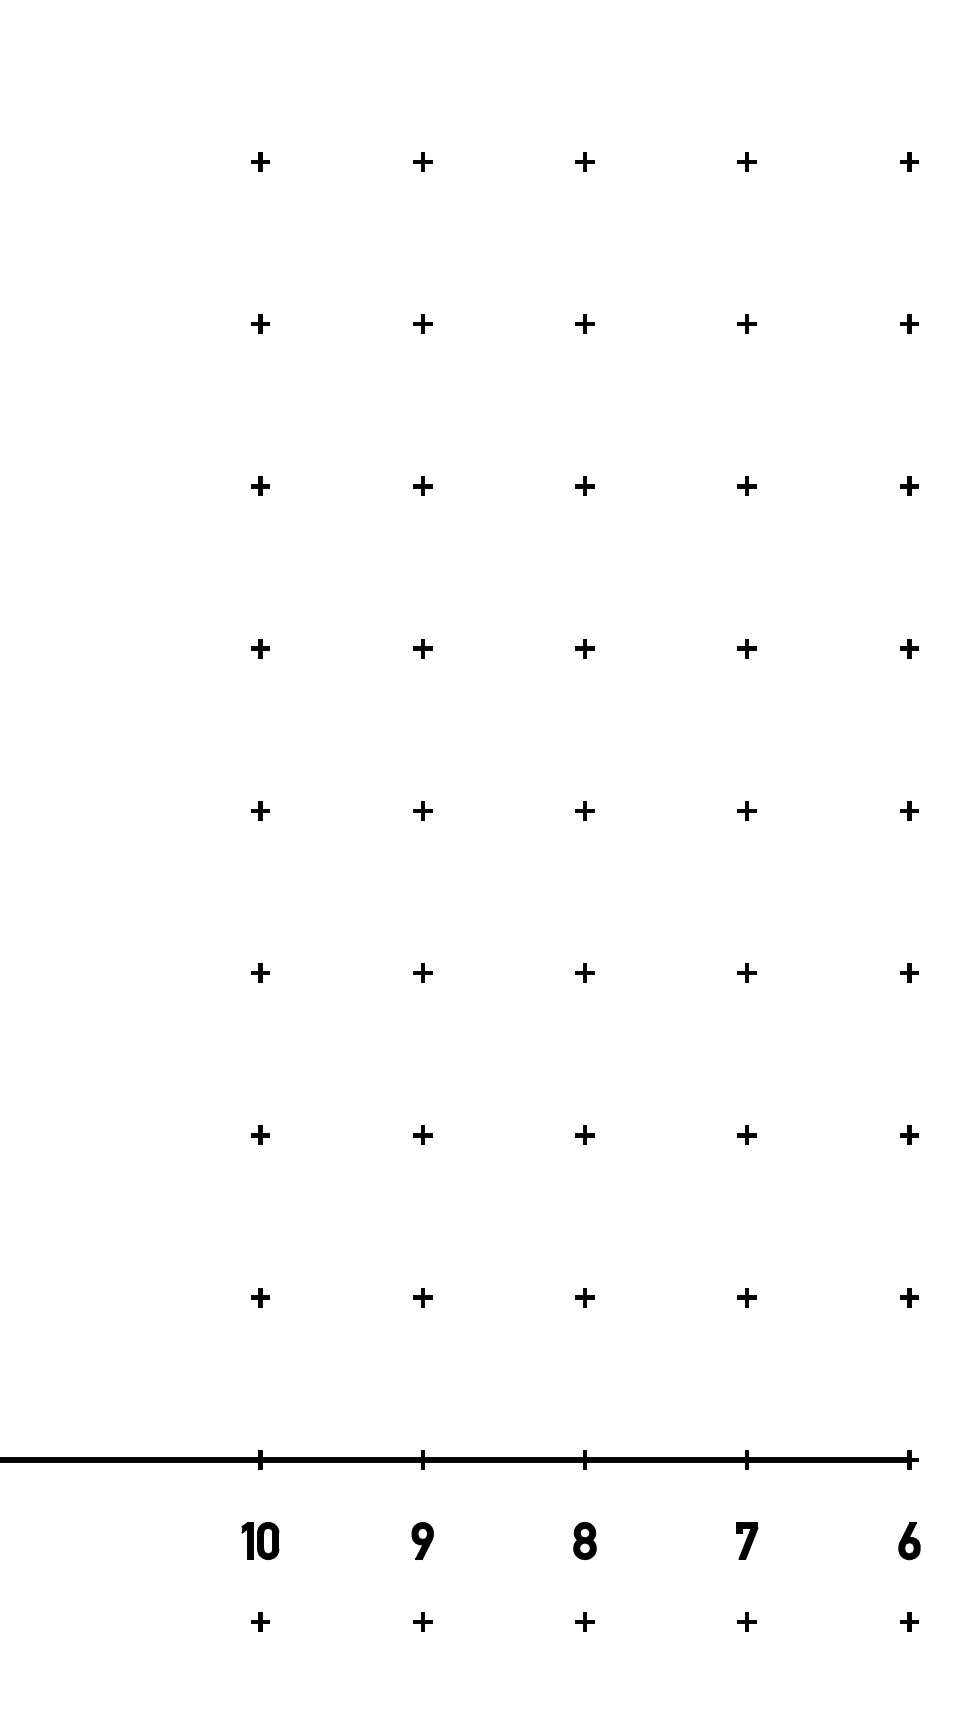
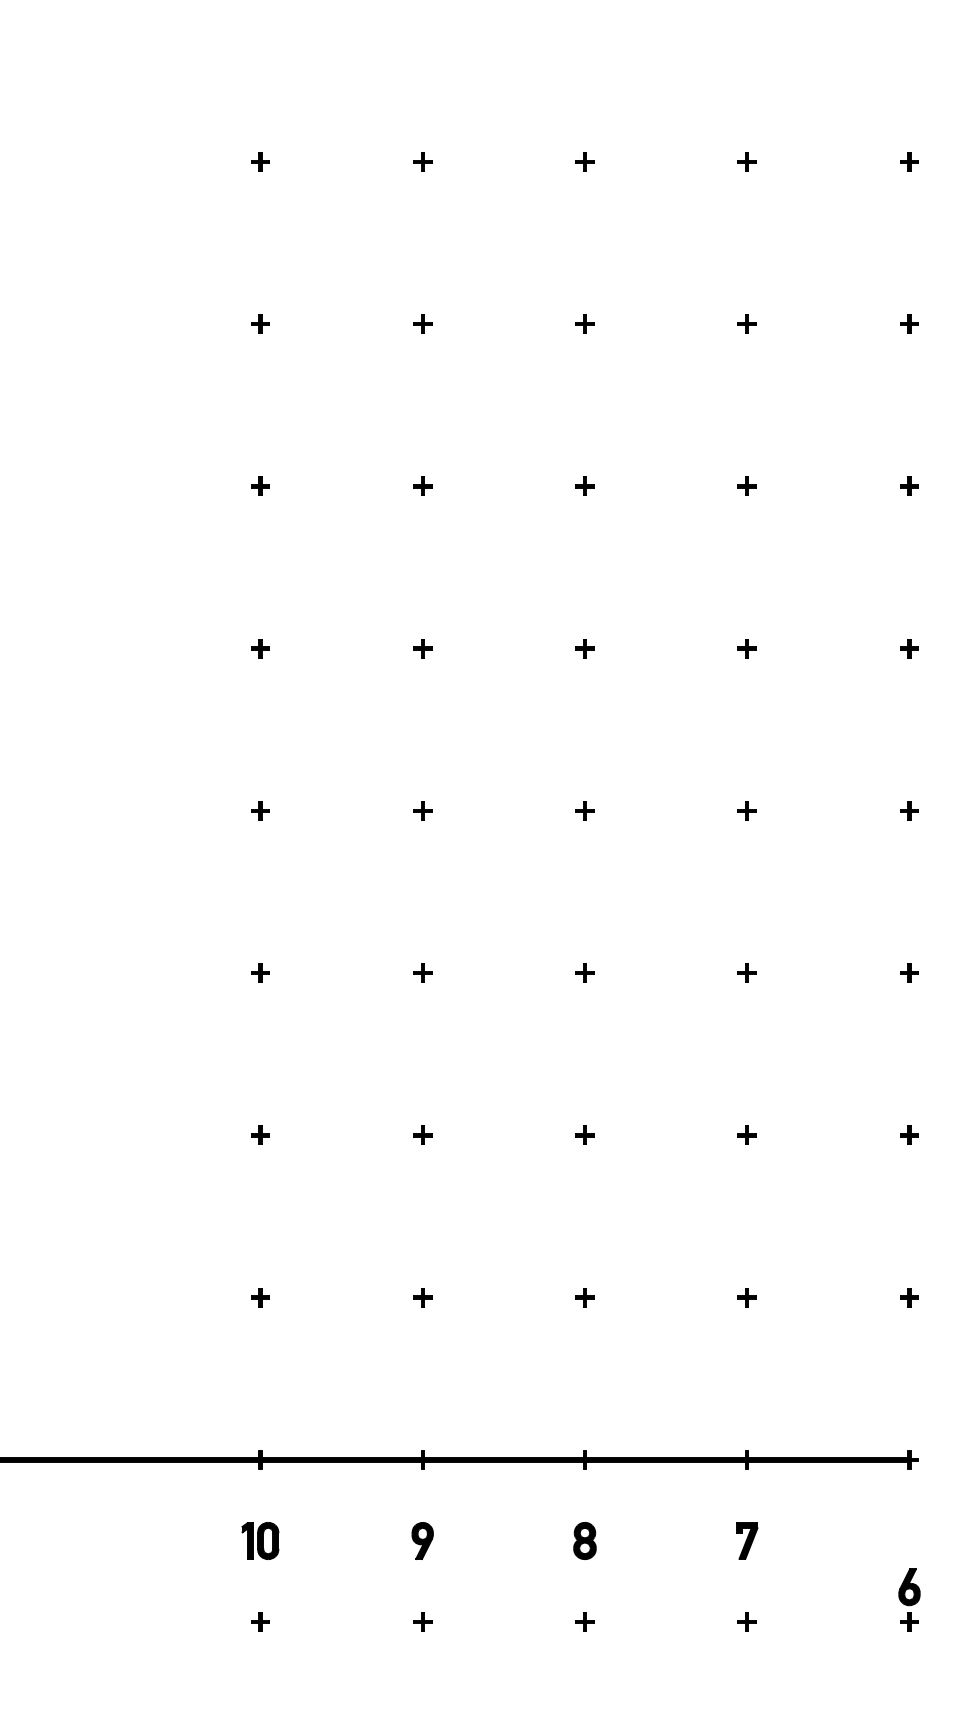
part position: (909, 1541) -> (909, 1587) (909, 1587)
